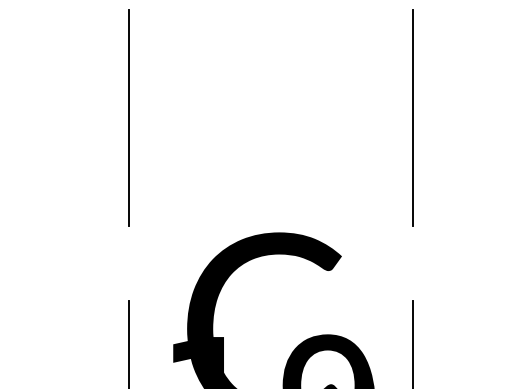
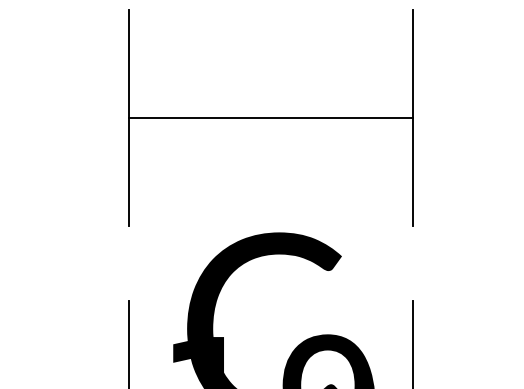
line: none -> present (270, 117)
